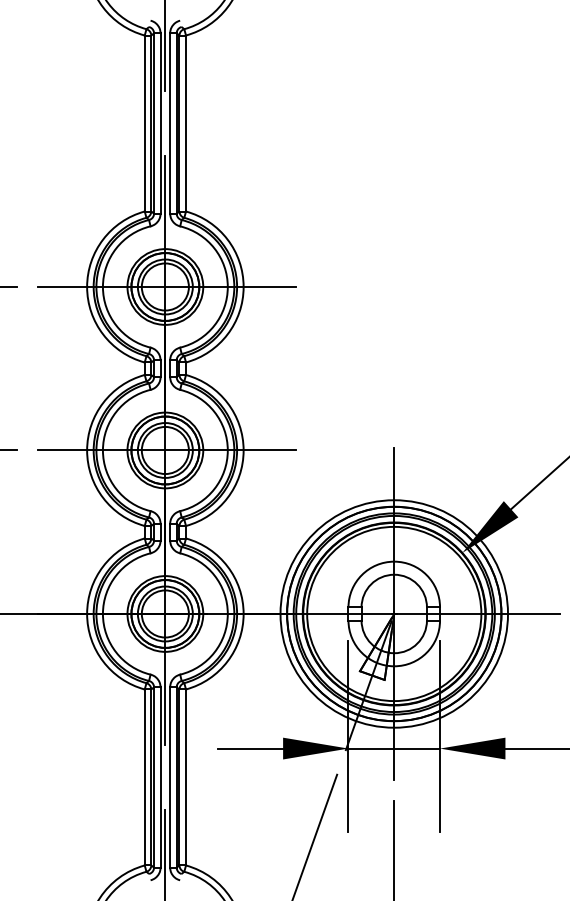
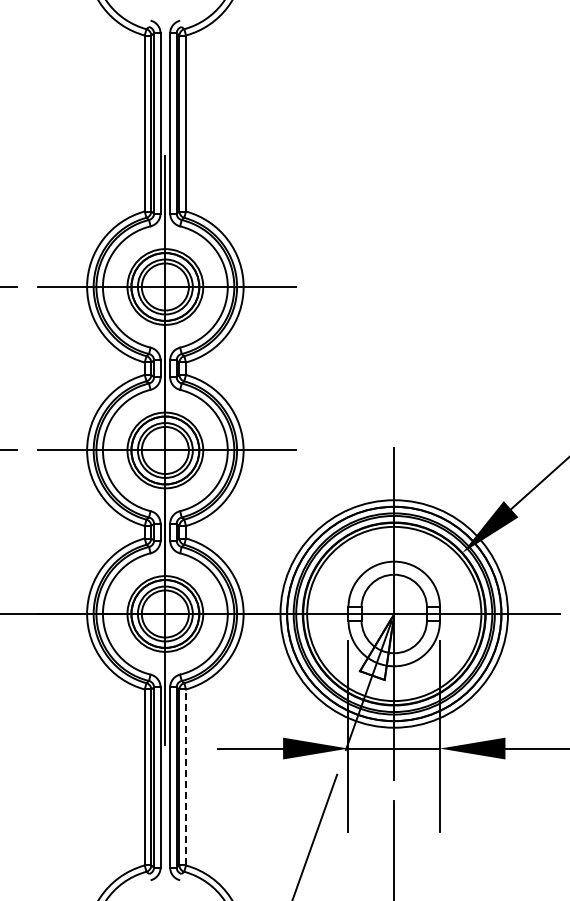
line: present -> none (165, 46)
line: solid -> dashed (186, 776)
line: present -> none (165, 853)
